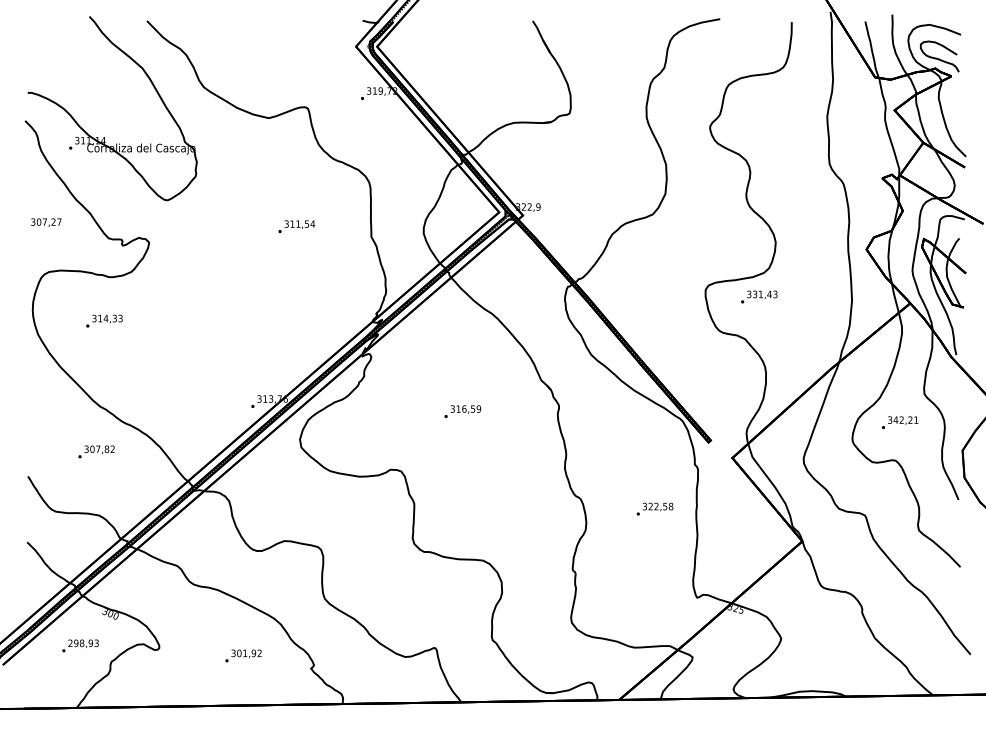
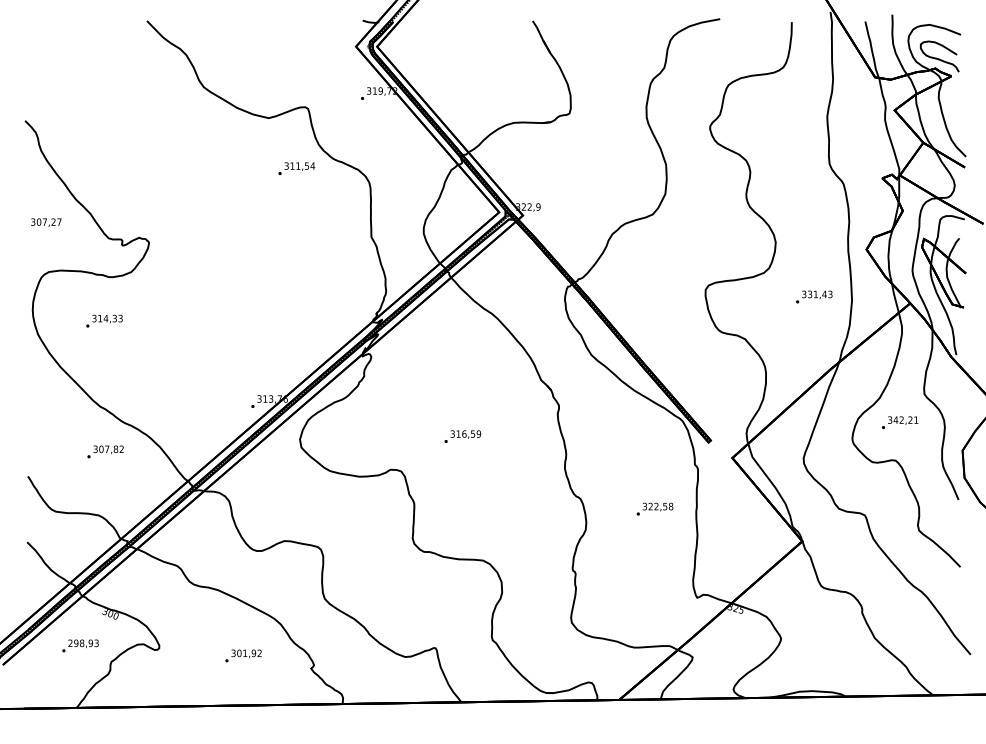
part: present -> none (104, 137)
text position: (296, 226) -> (296, 168) (296, 168)
text position: (759, 296) -> (814, 296) (814, 296)
text position: (462, 411) -> (462, 436) (462, 436)
text position: (96, 451) -> (105, 451) (105, 451)
